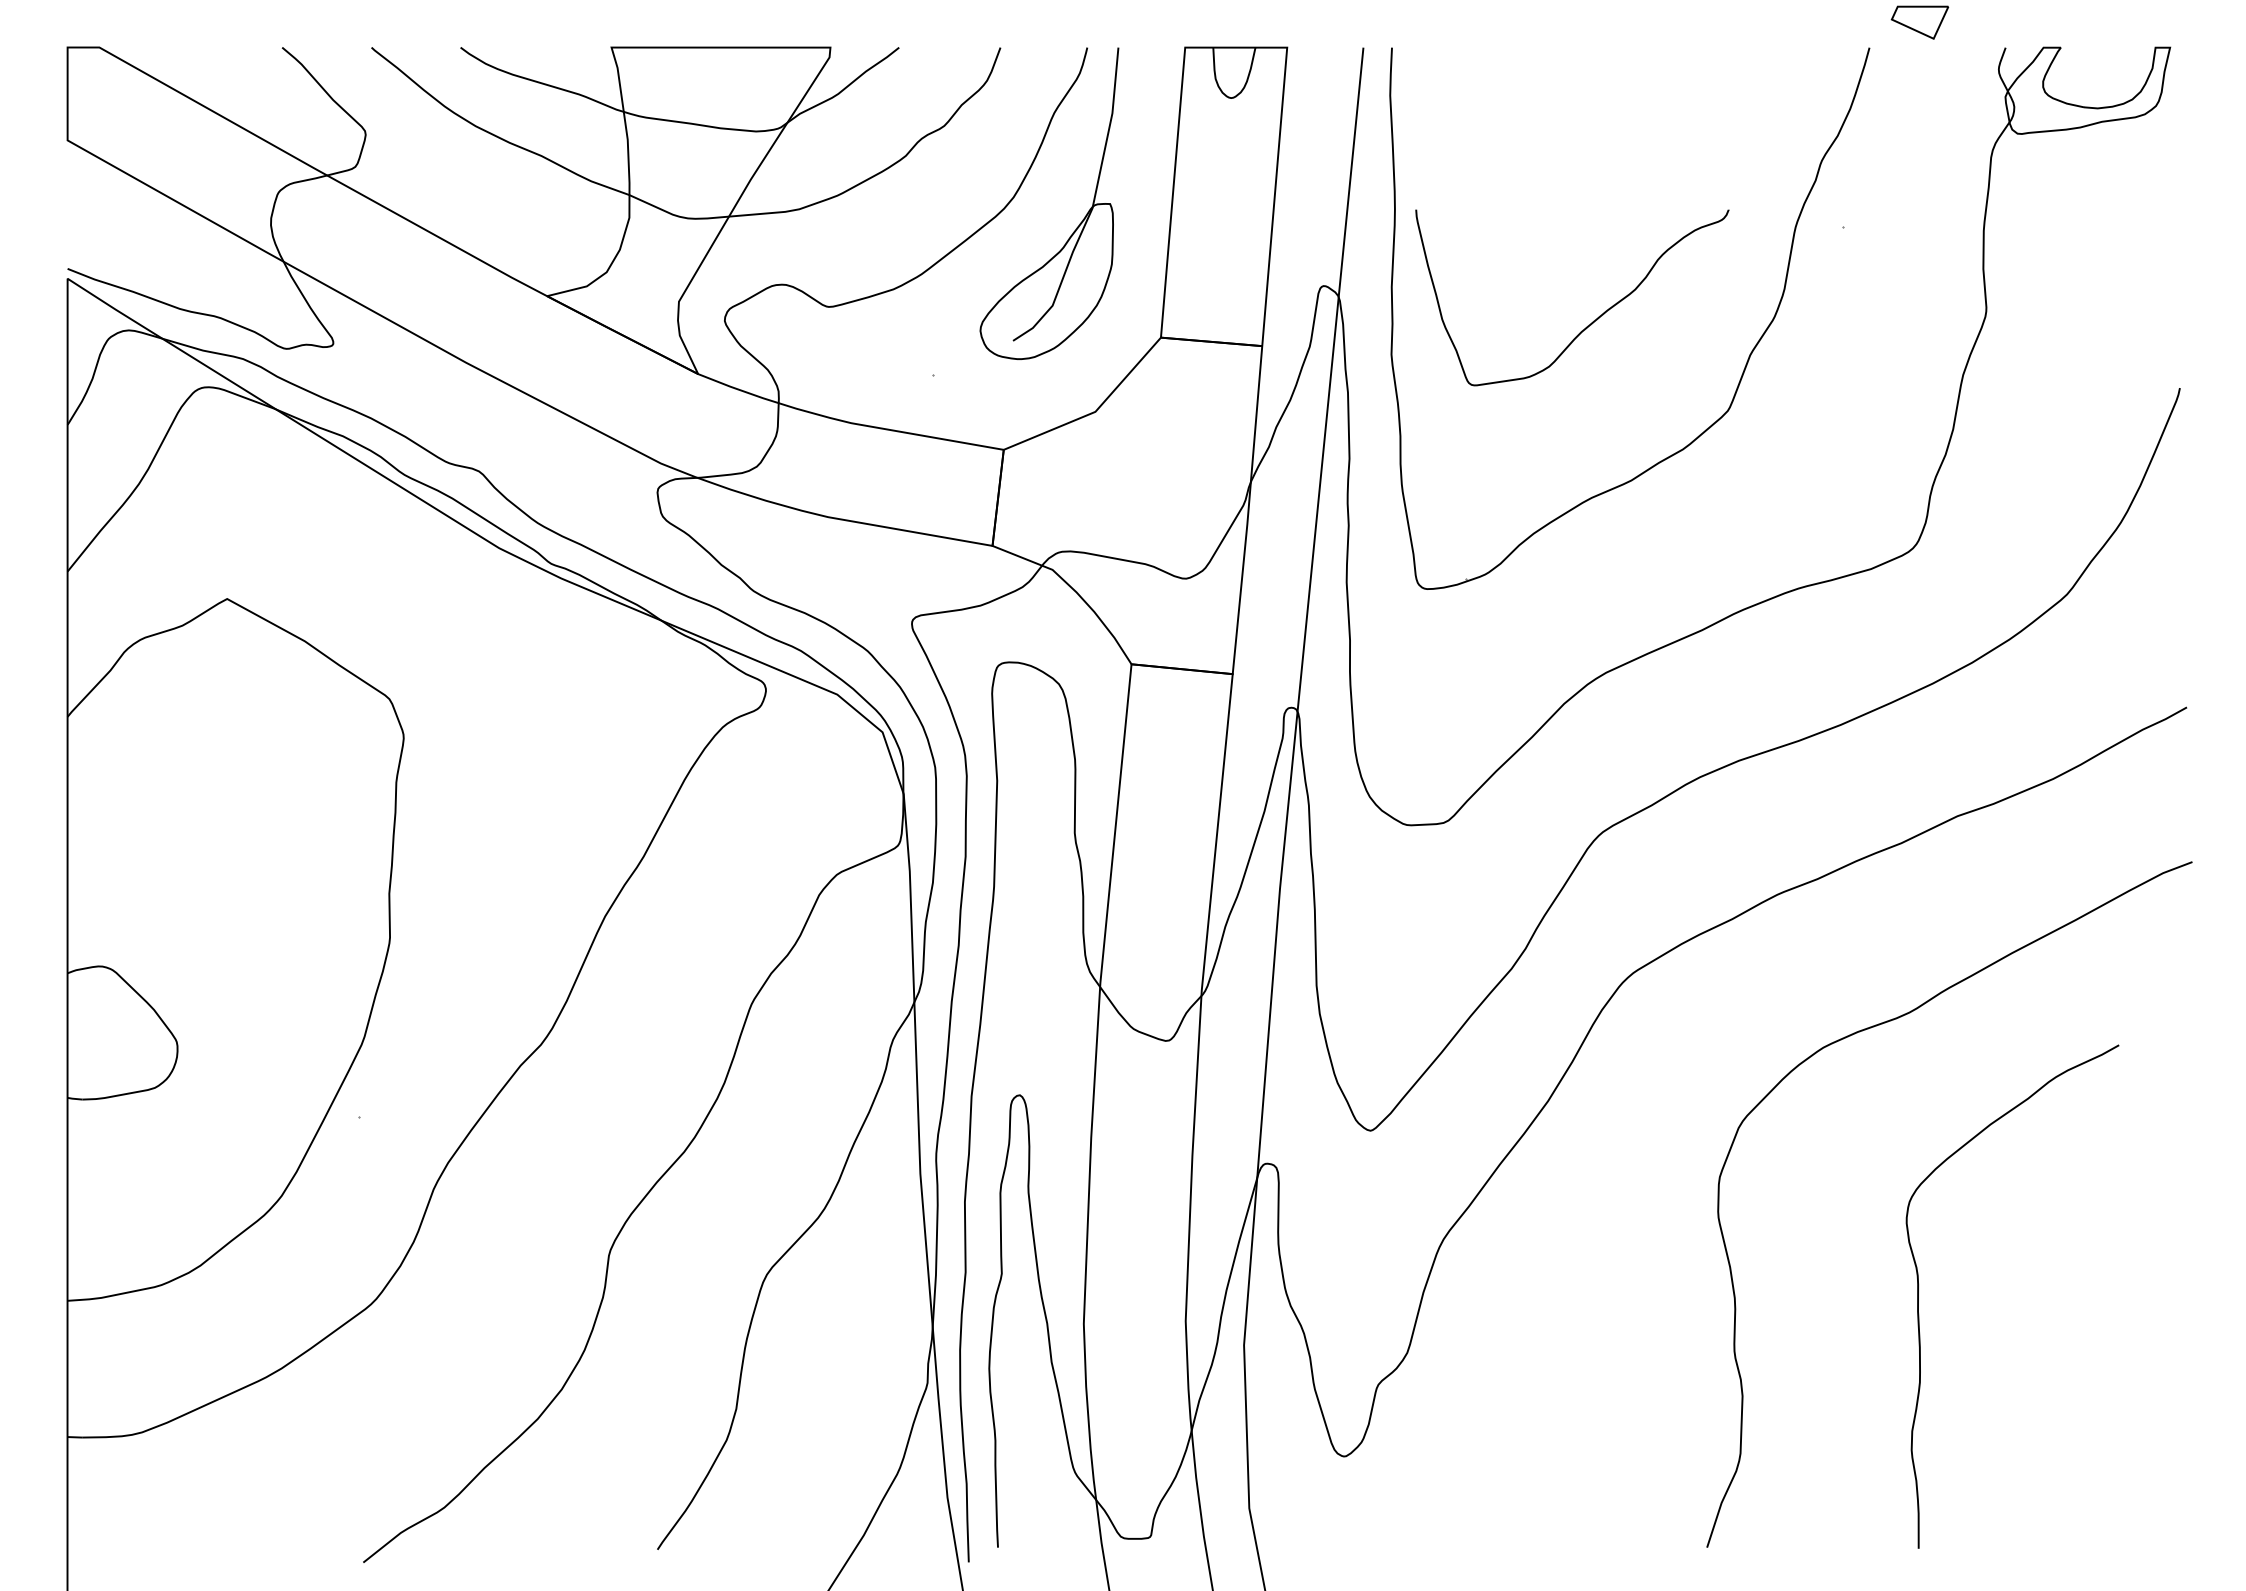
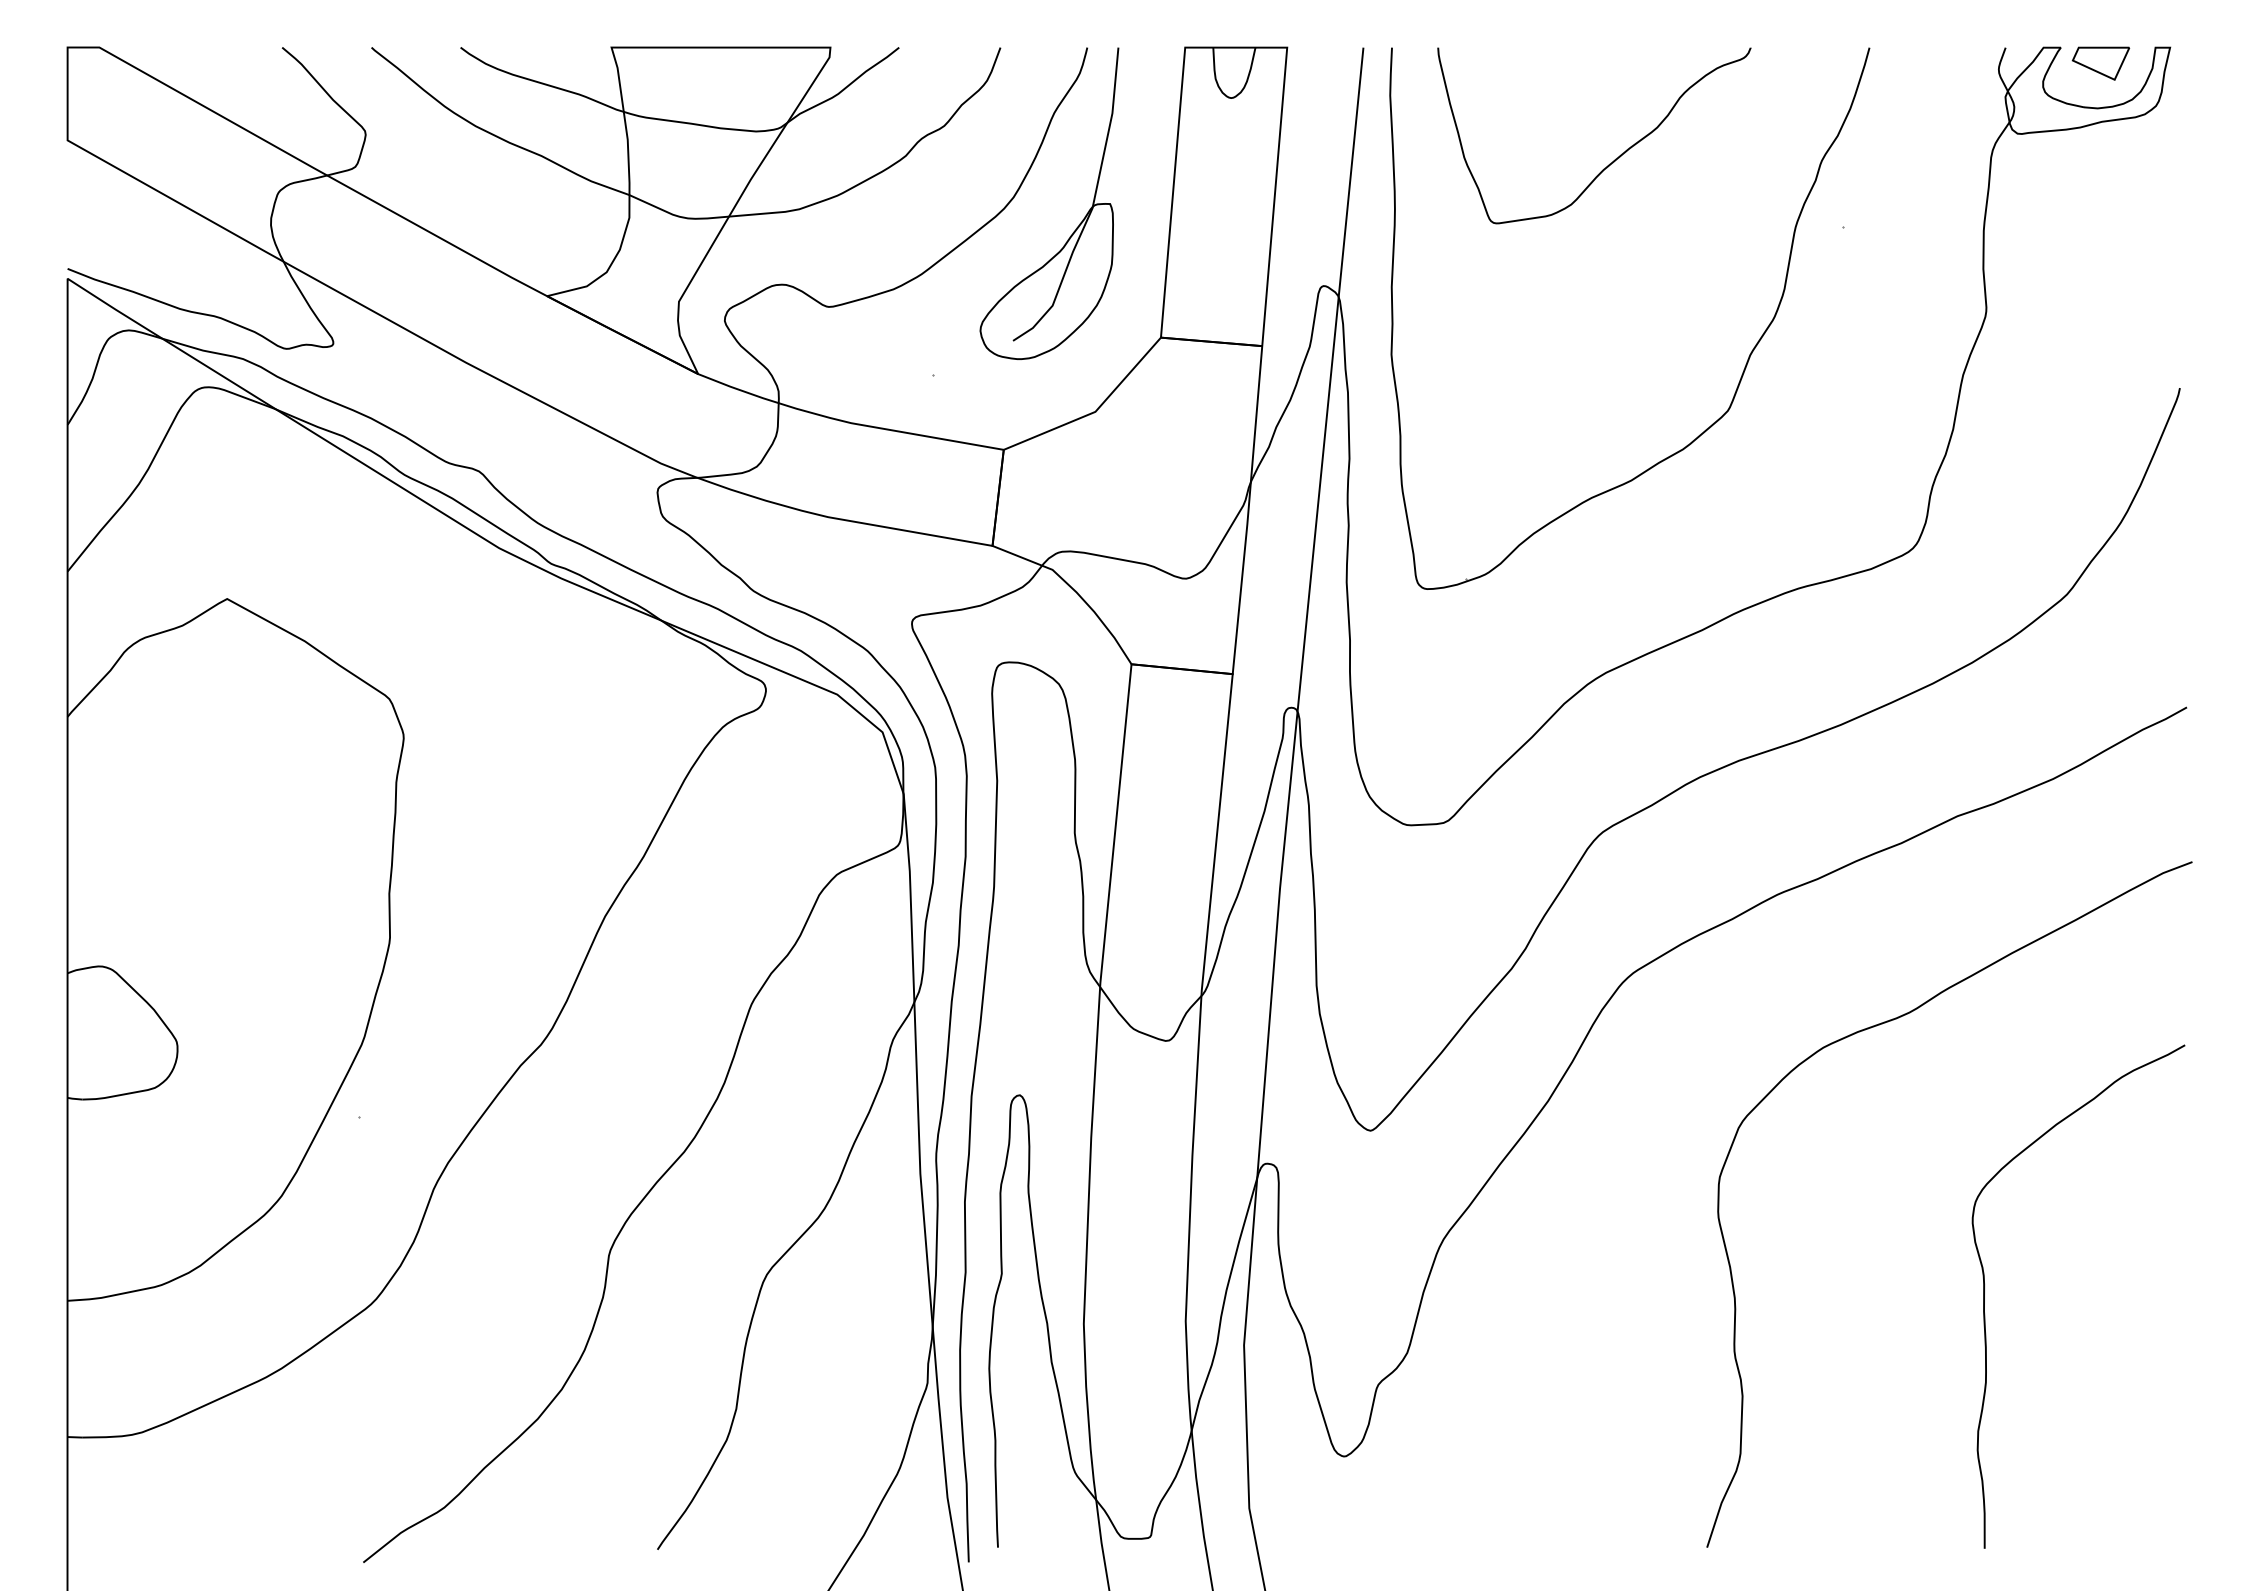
part position: (1919, 22) -> (2100, 63) (2100, 63)
curve position: (1593, 320) -> (1615, 158) (1615, 158)
curve position: (1918, 1296) -> (1984, 1296) (1984, 1296)
